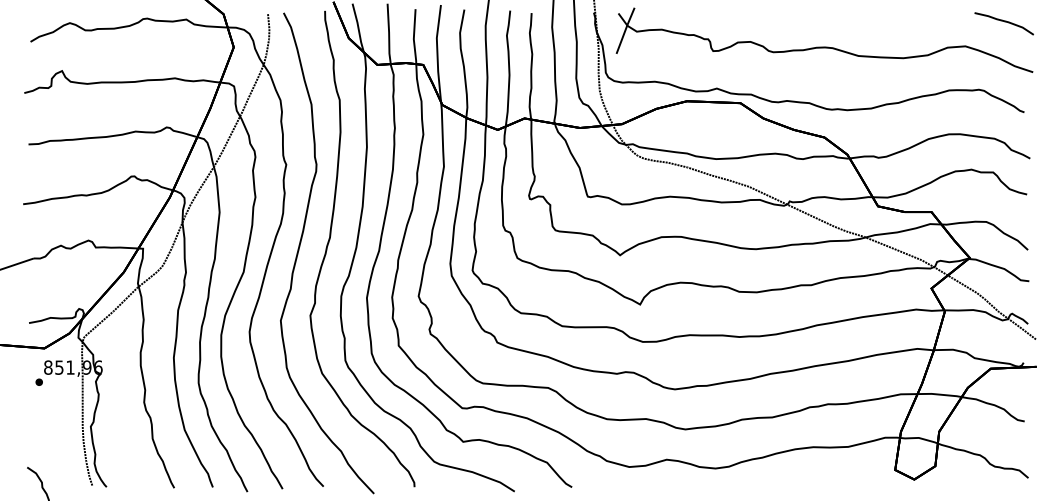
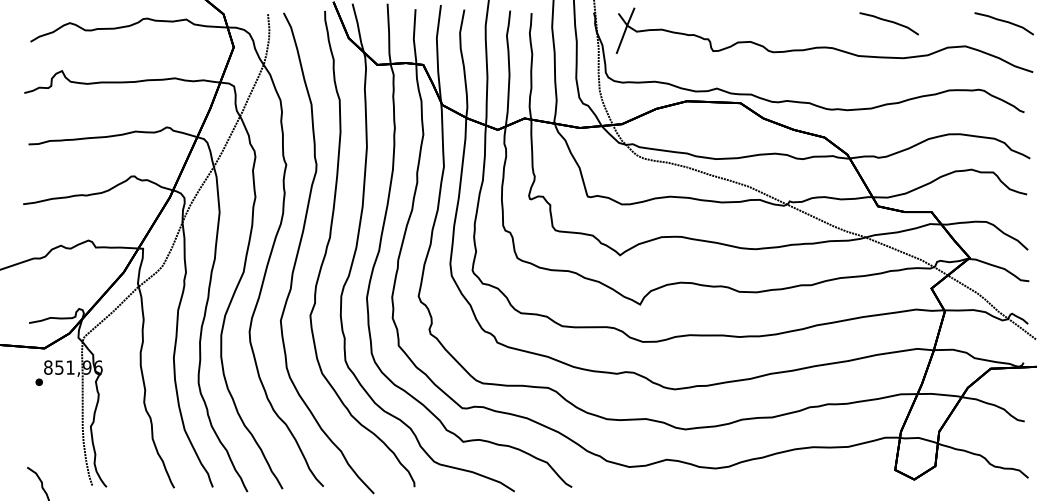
part: none -> present (888, 23)
